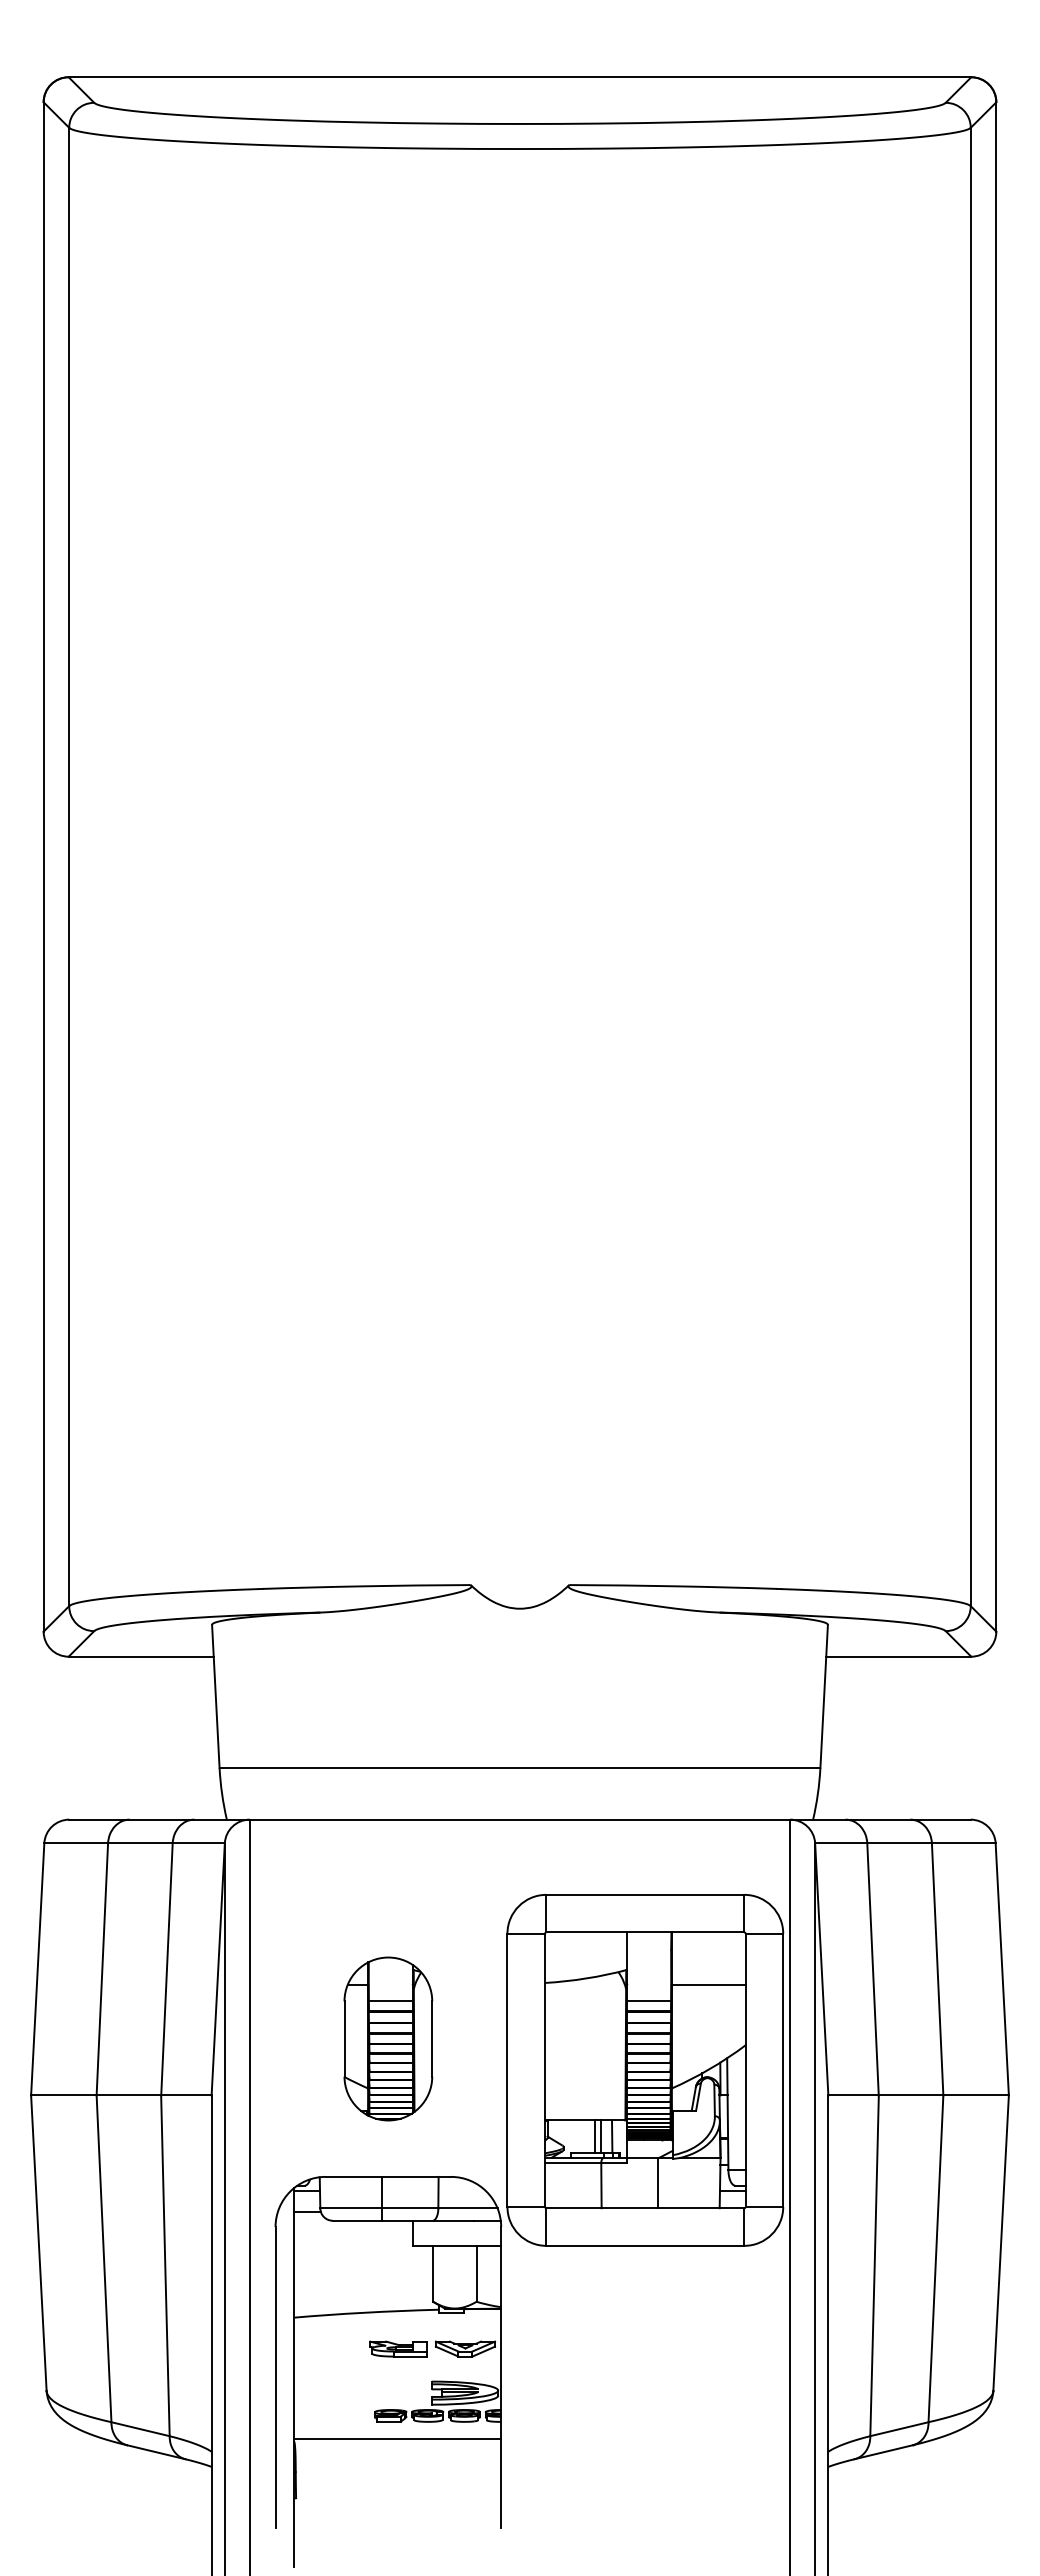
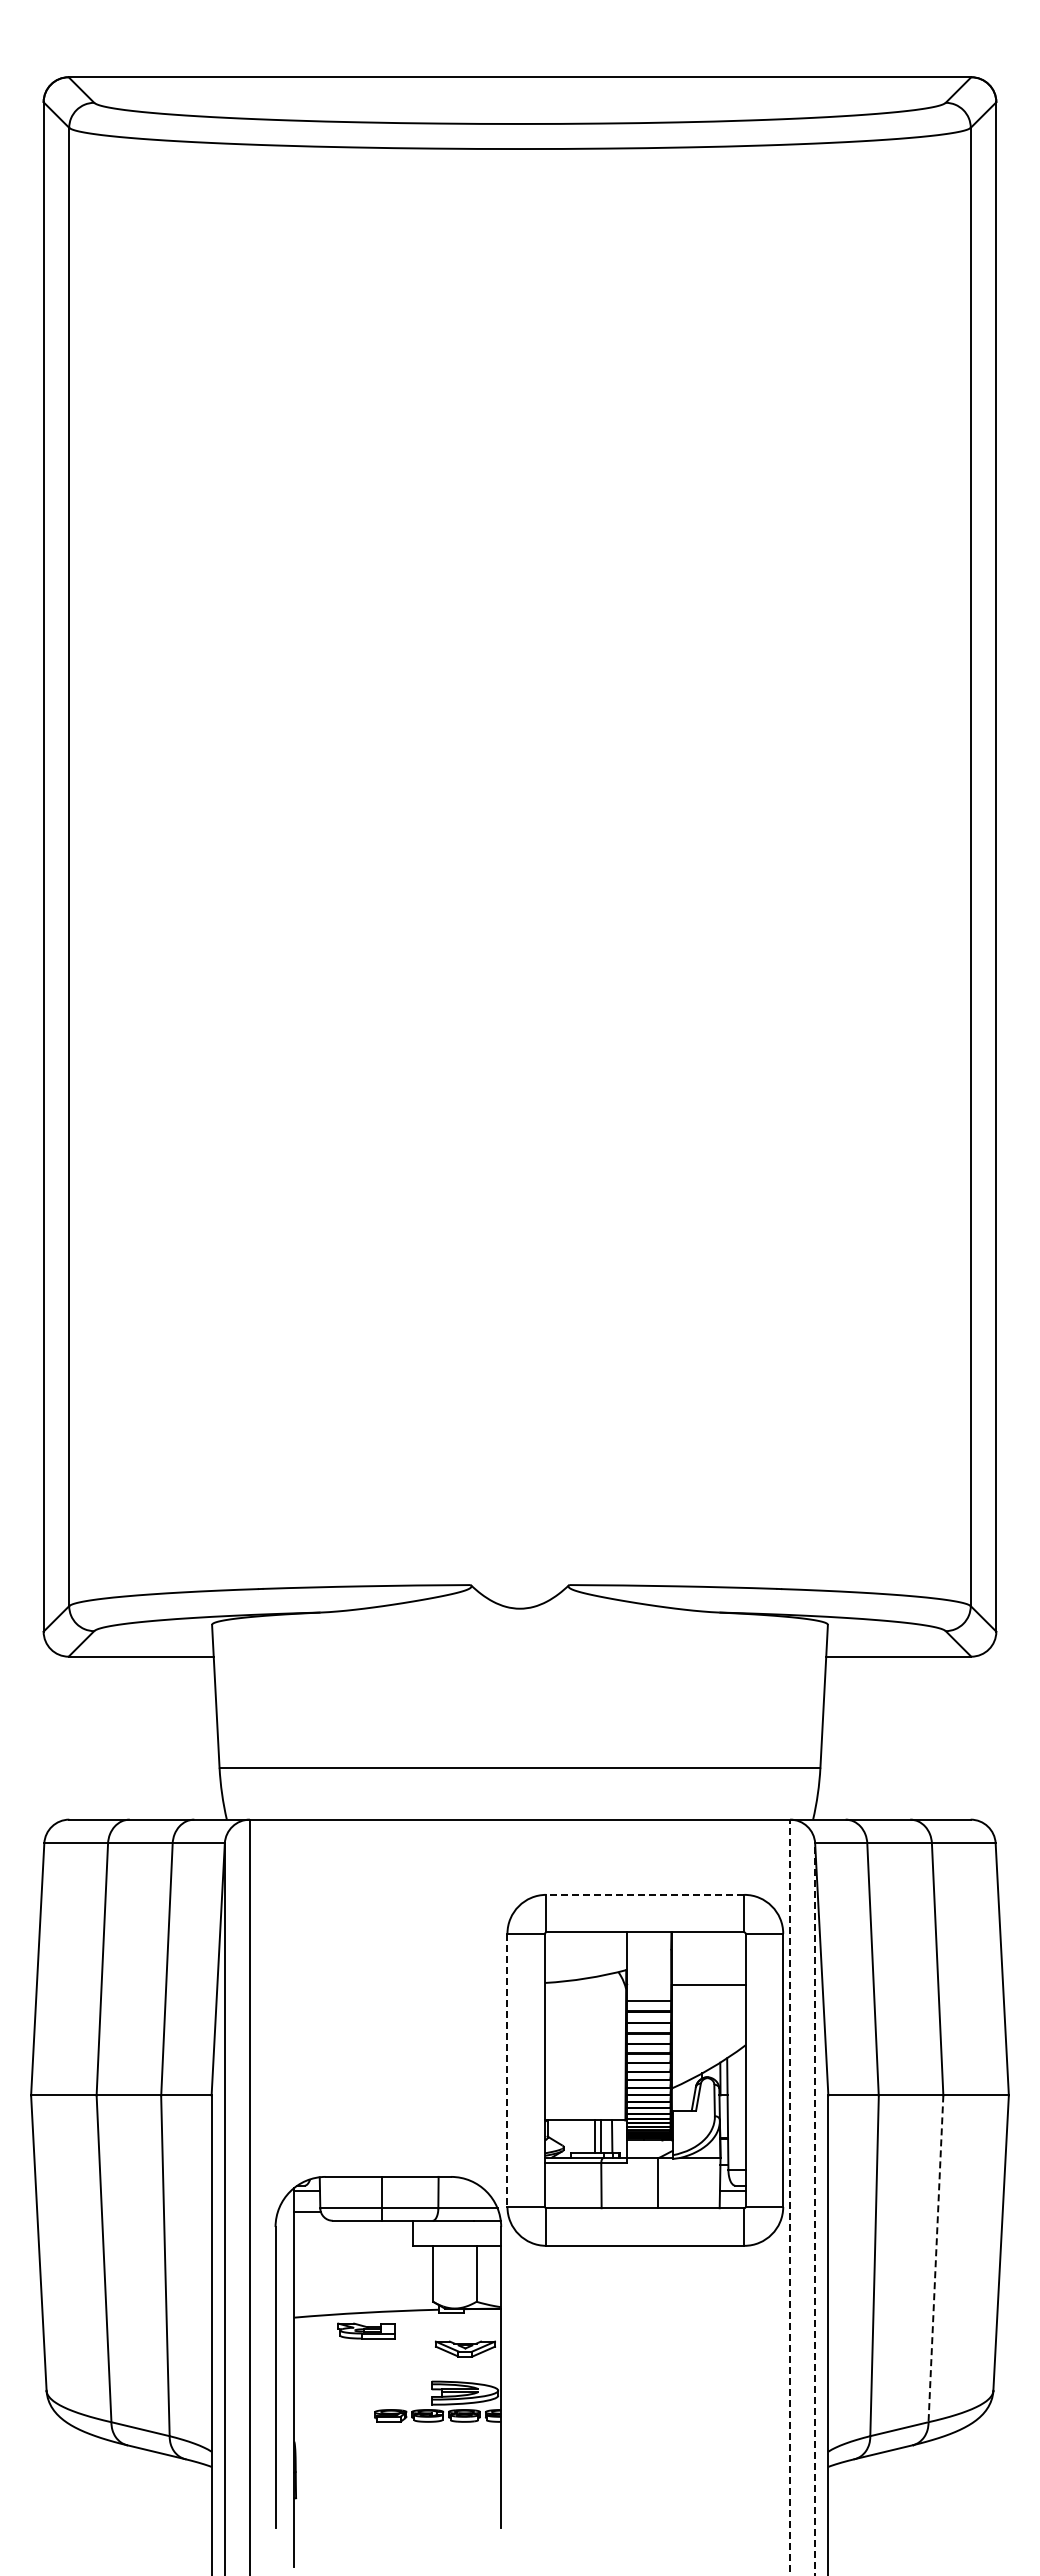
line: solid -> dashed (644, 1894)
part: present -> none (388, 2038)
line: solid -> dashed (507, 2070)
line: solid -> dashed (790, 2197)
line: solid -> dashed (815, 2209)
line: solid -> dashed (935, 2258)
part position: (398, 2348) -> (366, 2330) (366, 2330)
line: present -> none (397, 2438)
